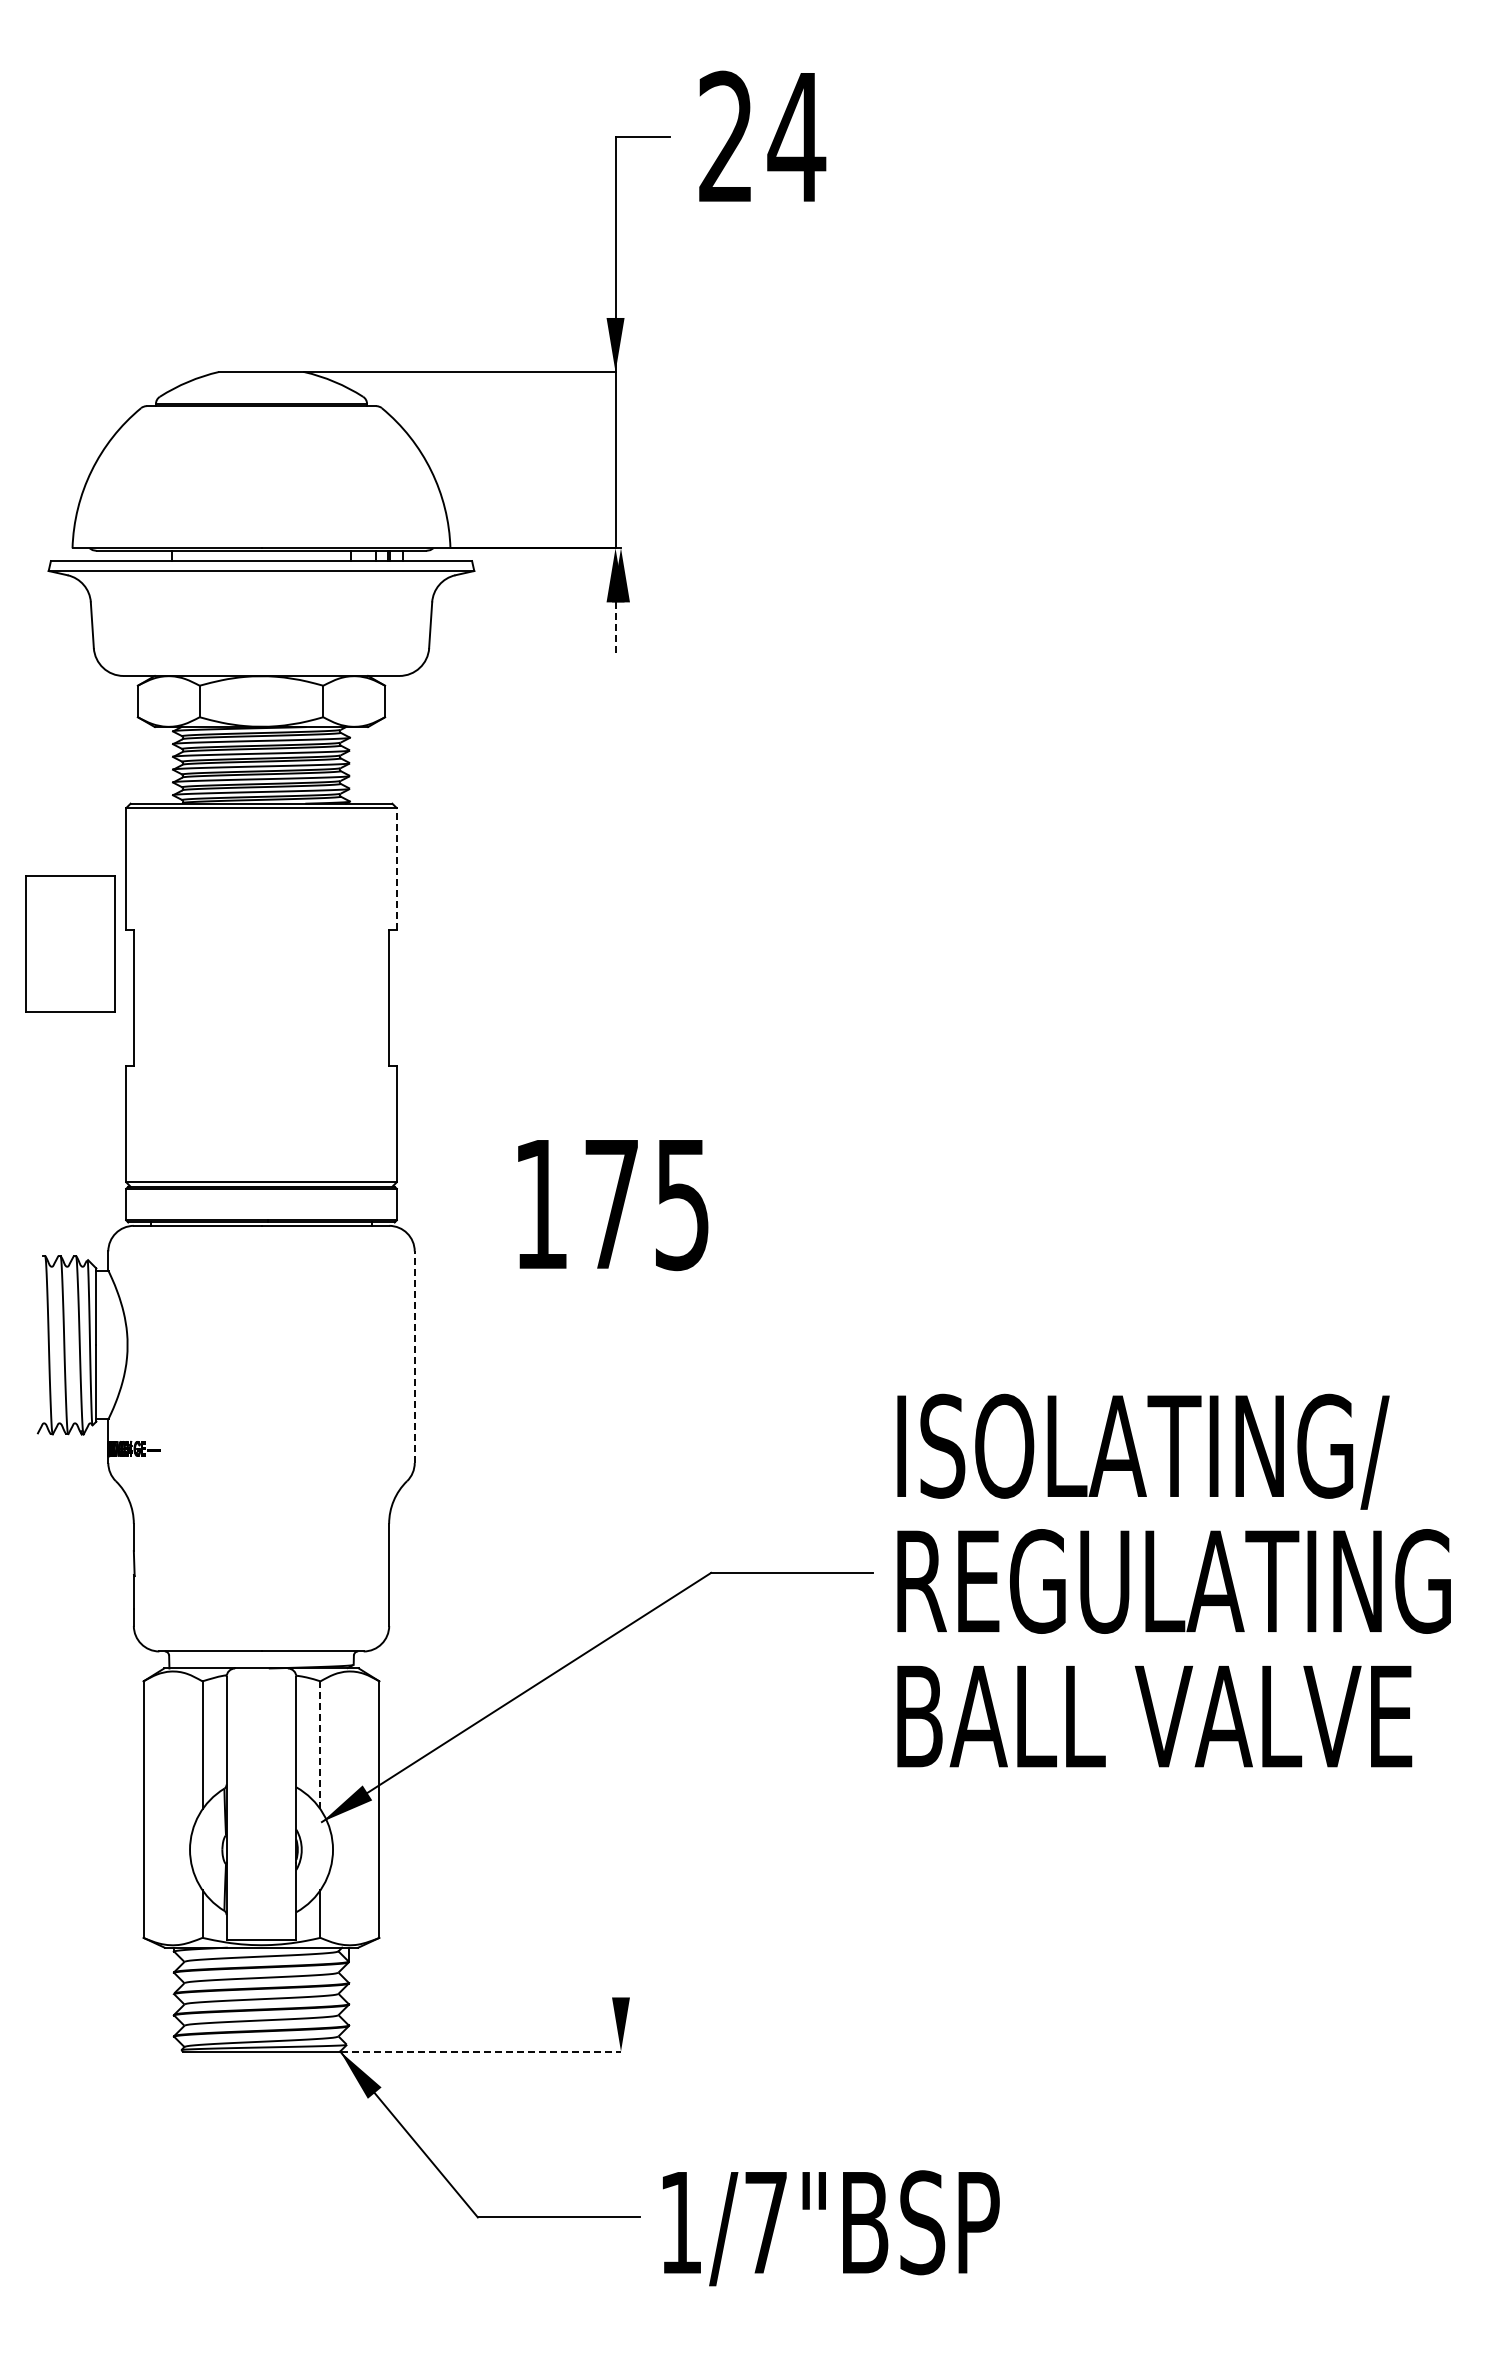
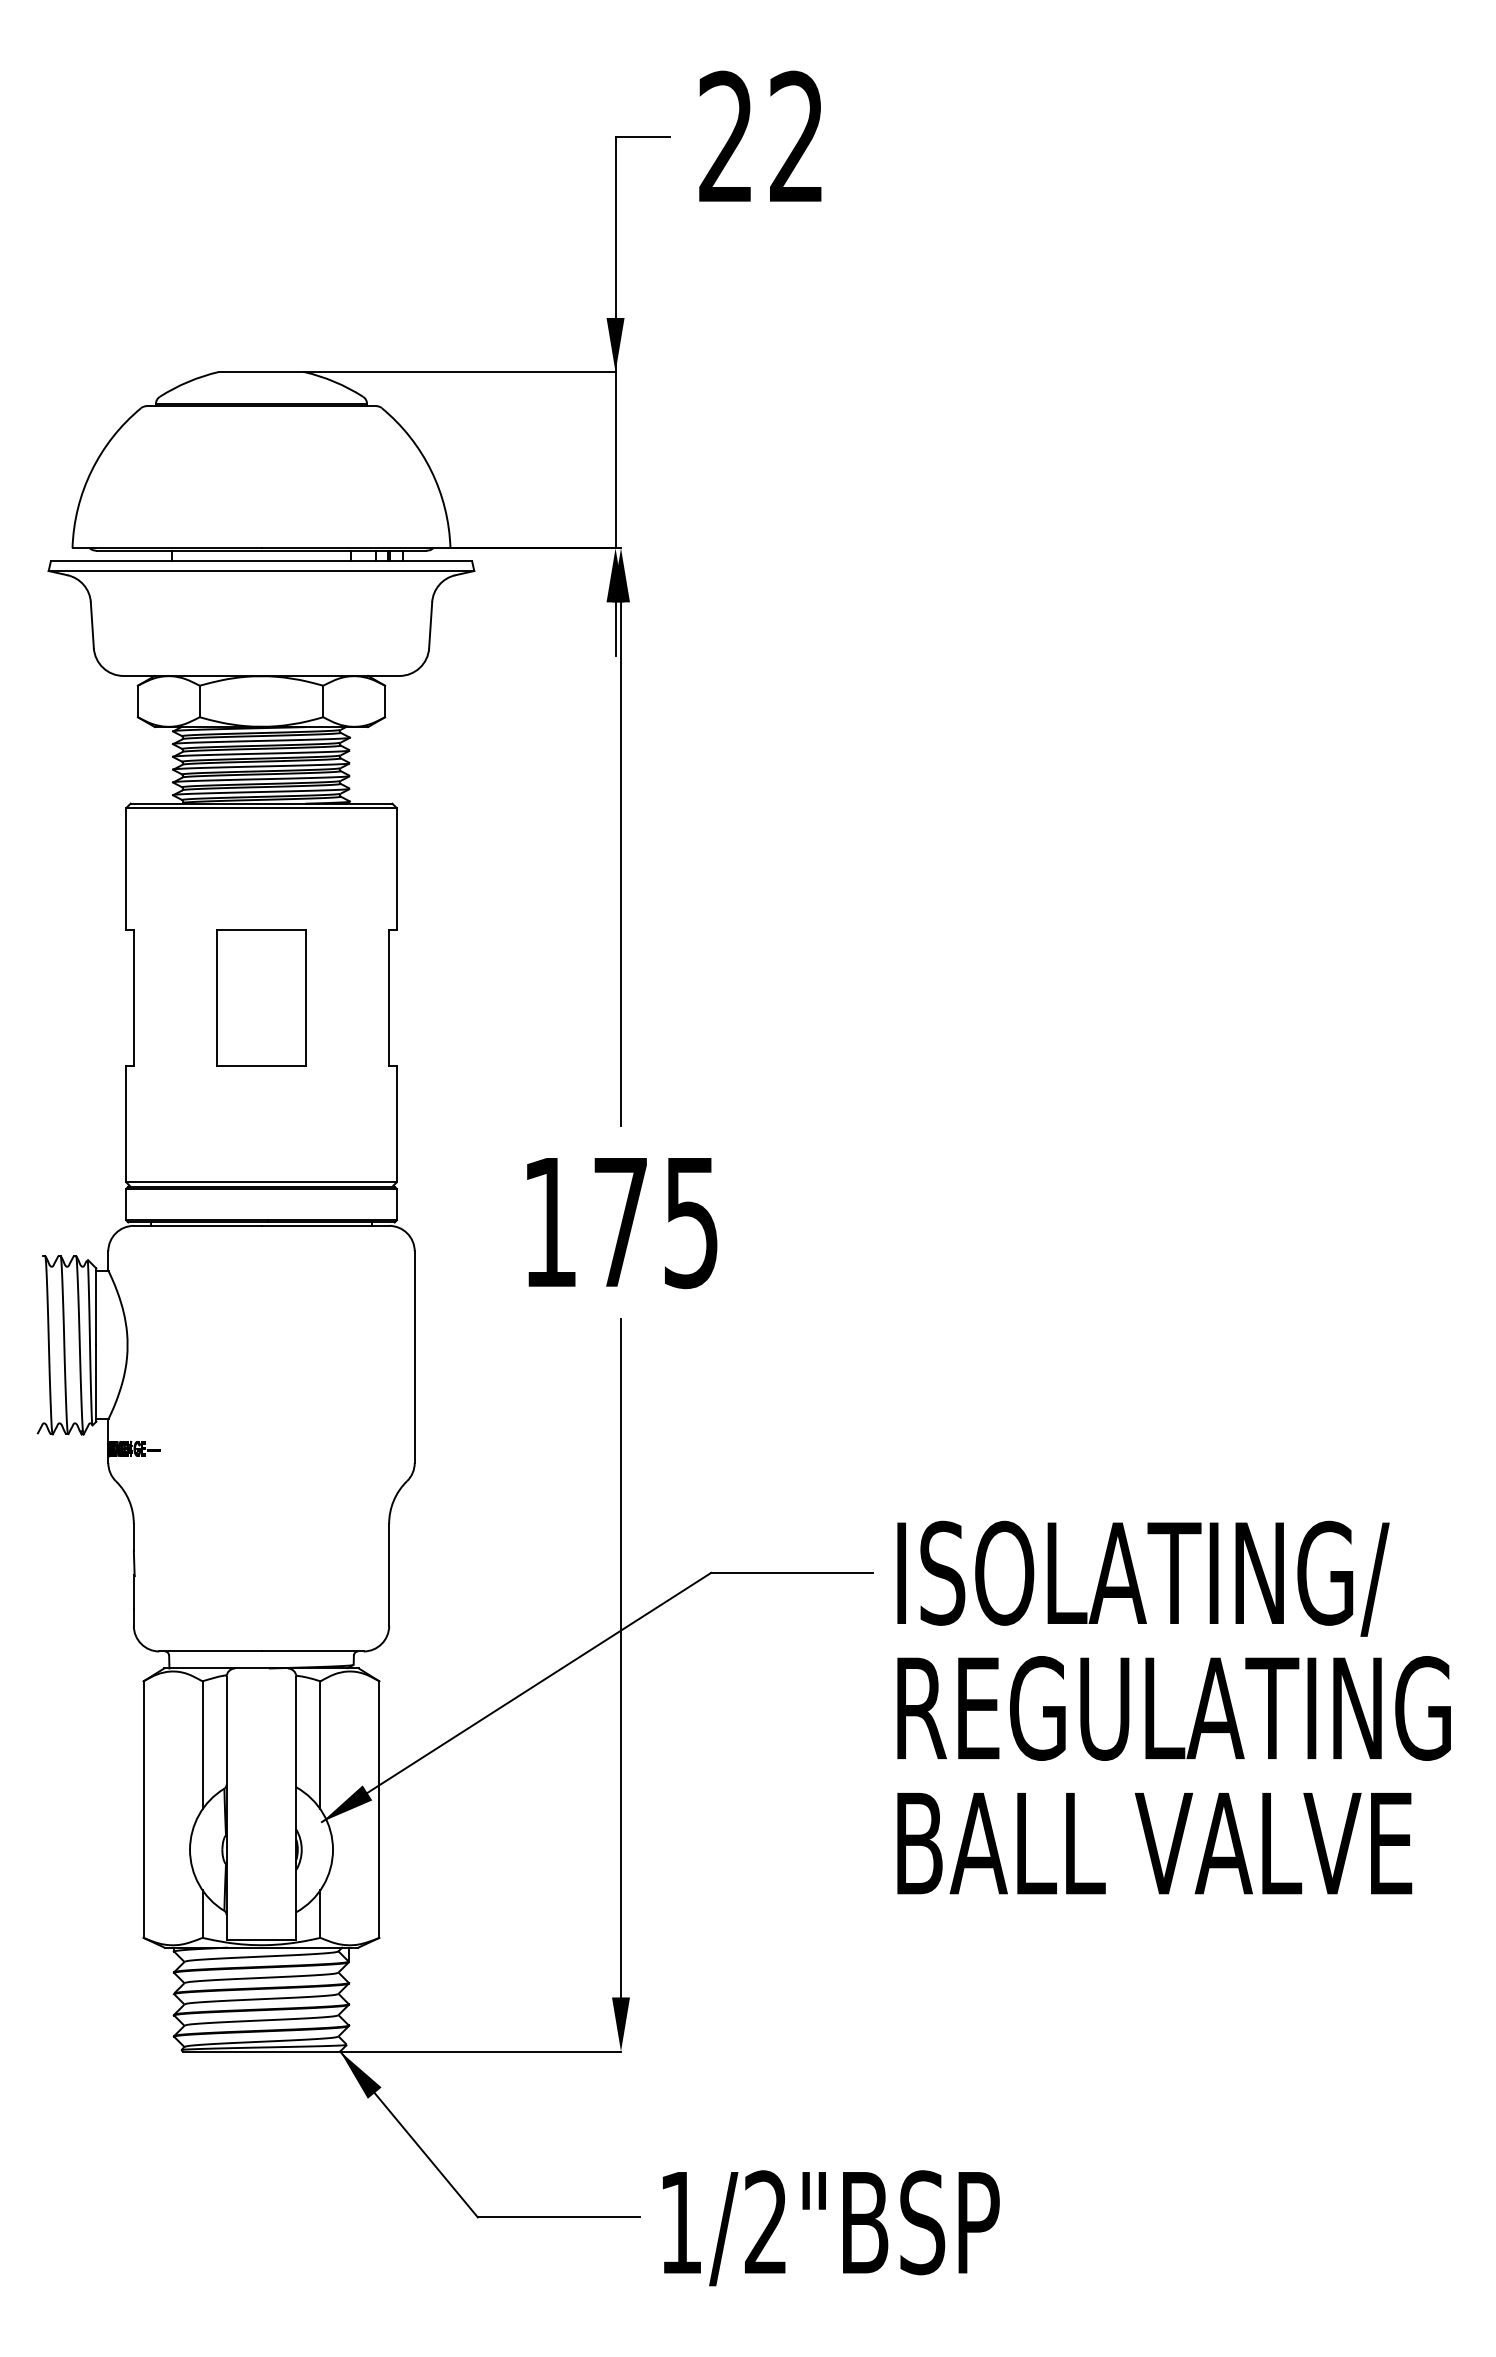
text: 24 -> 22 (796, 135)
line: dashed -> solid (615, 629)
line: none -> present (621, 863)
line: dashed -> solid (396, 868)
part position: (70, 943) -> (261, 997) (261, 997)
text position: (613, 1205) -> (622, 1223) (622, 1223)
line: dashed -> solid (414, 1357)
text position: (1173, 1580) -> (1173, 1707) (1173, 1707)
line: none -> present (621, 1657)
line: dashed -> solid (320, 1745)
line: dashed -> solid (481, 2051)
text: 1/7"BSP -> 1/2"BSP (765, 2221)
